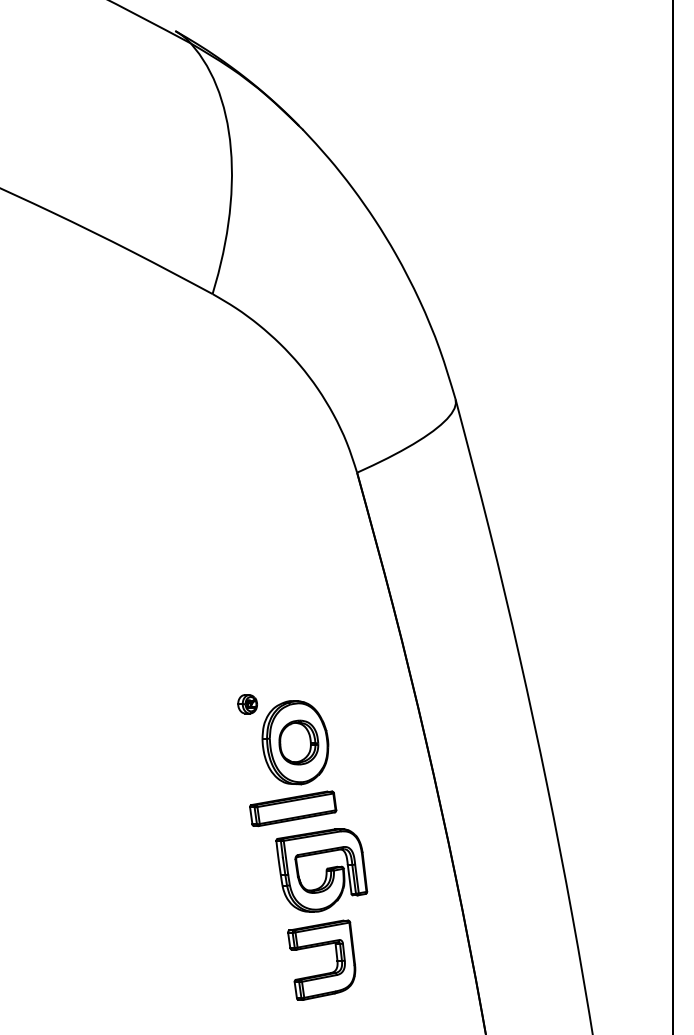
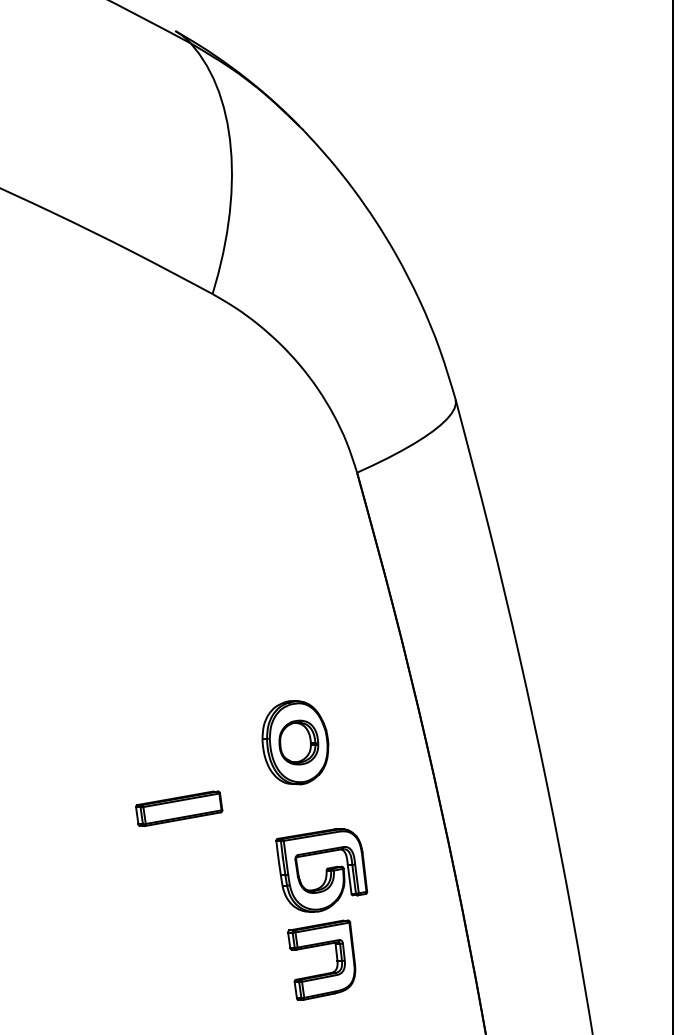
part: present -> none (247, 704)
part position: (293, 808) -> (179, 808) (179, 808)
